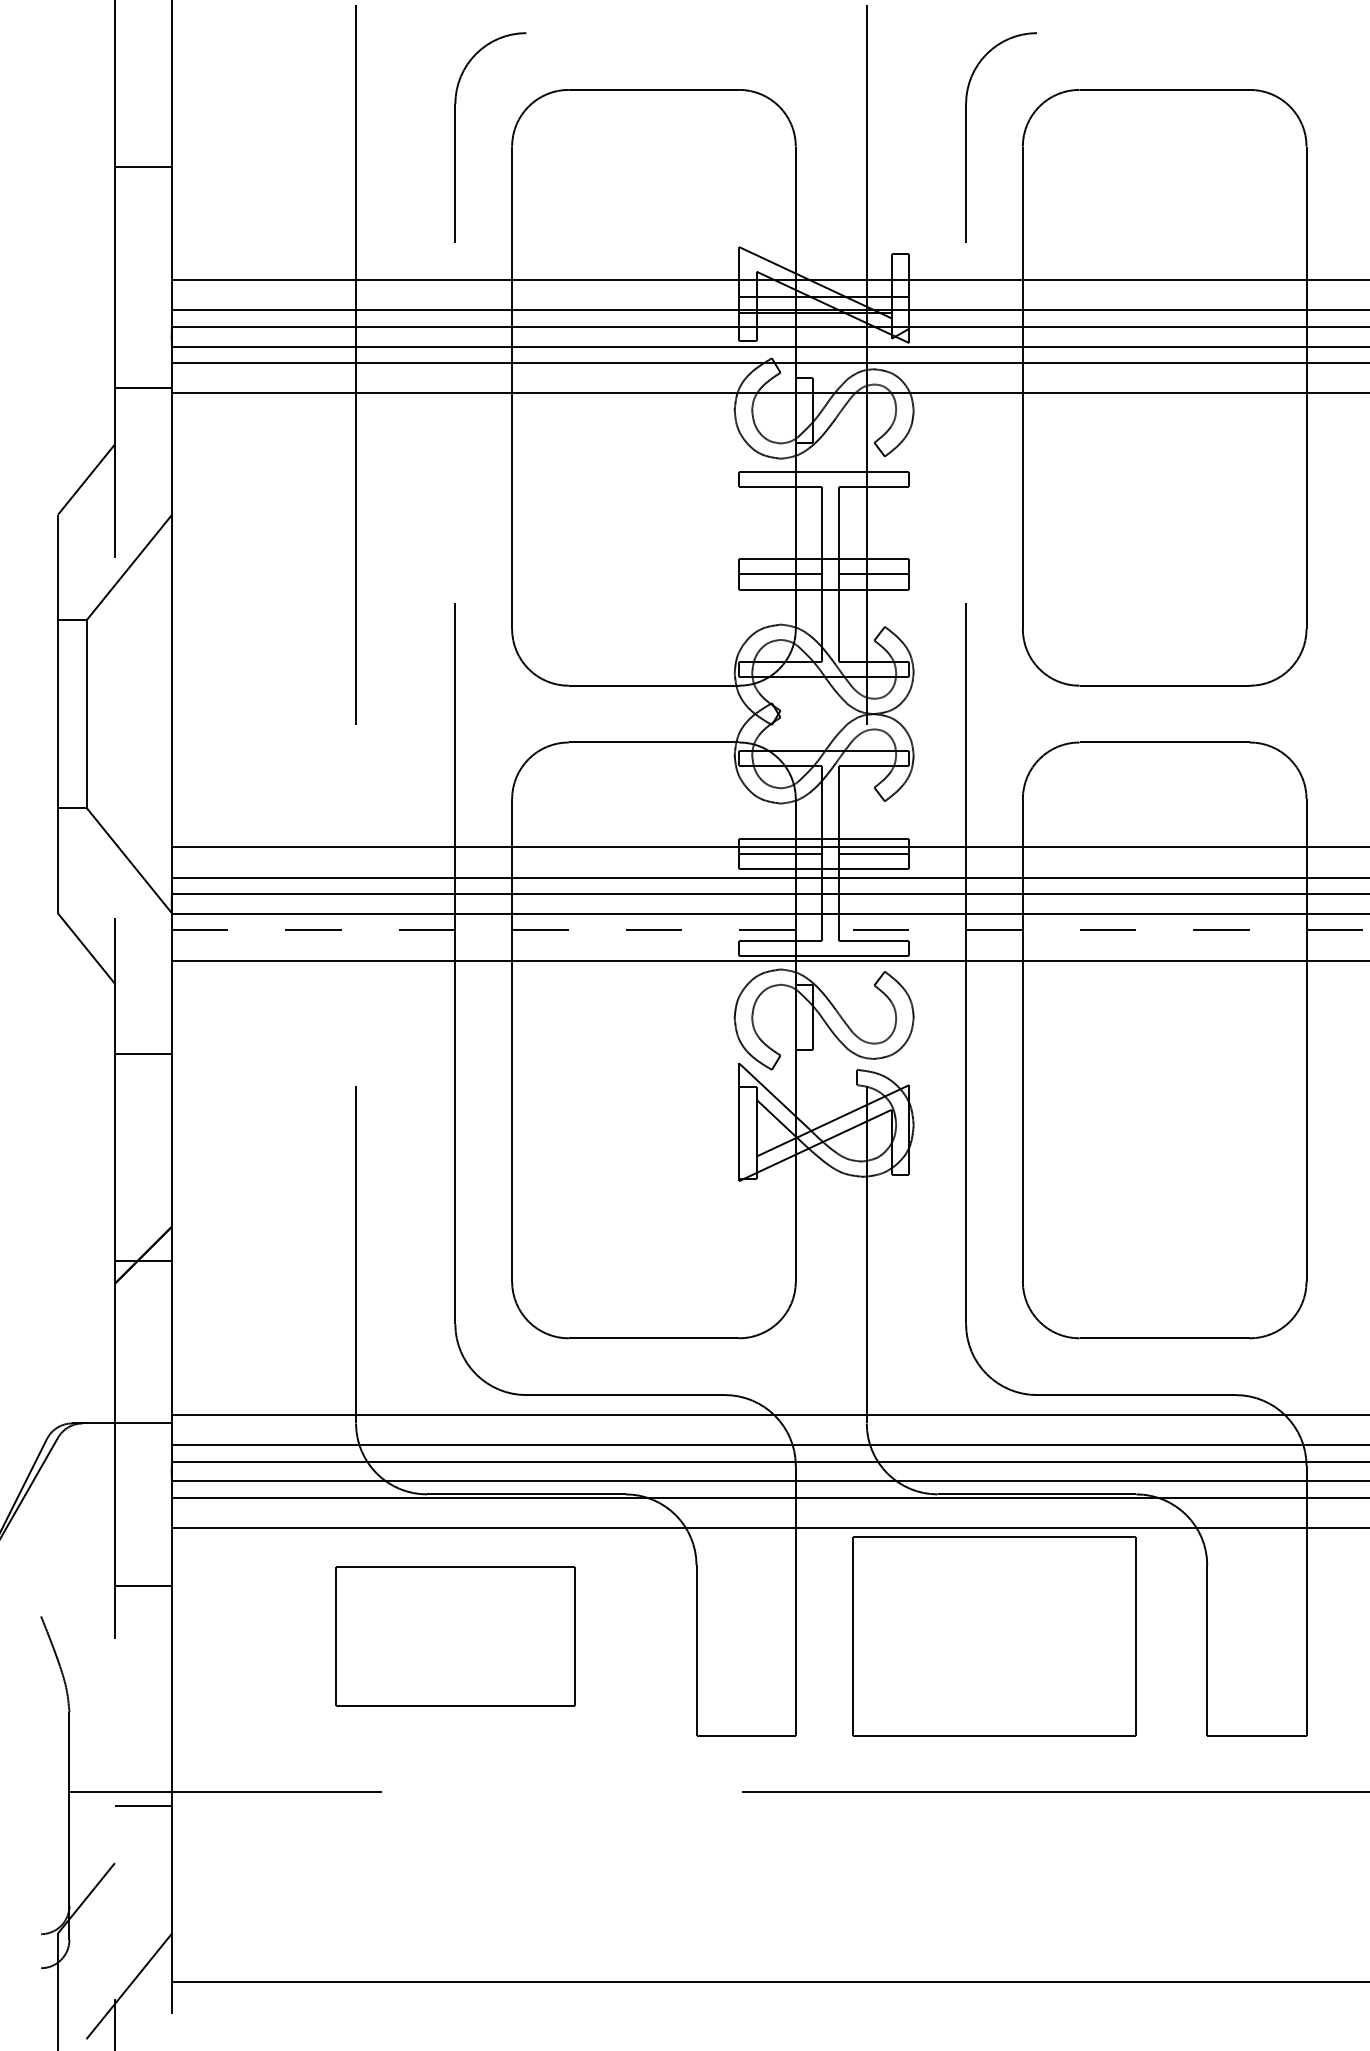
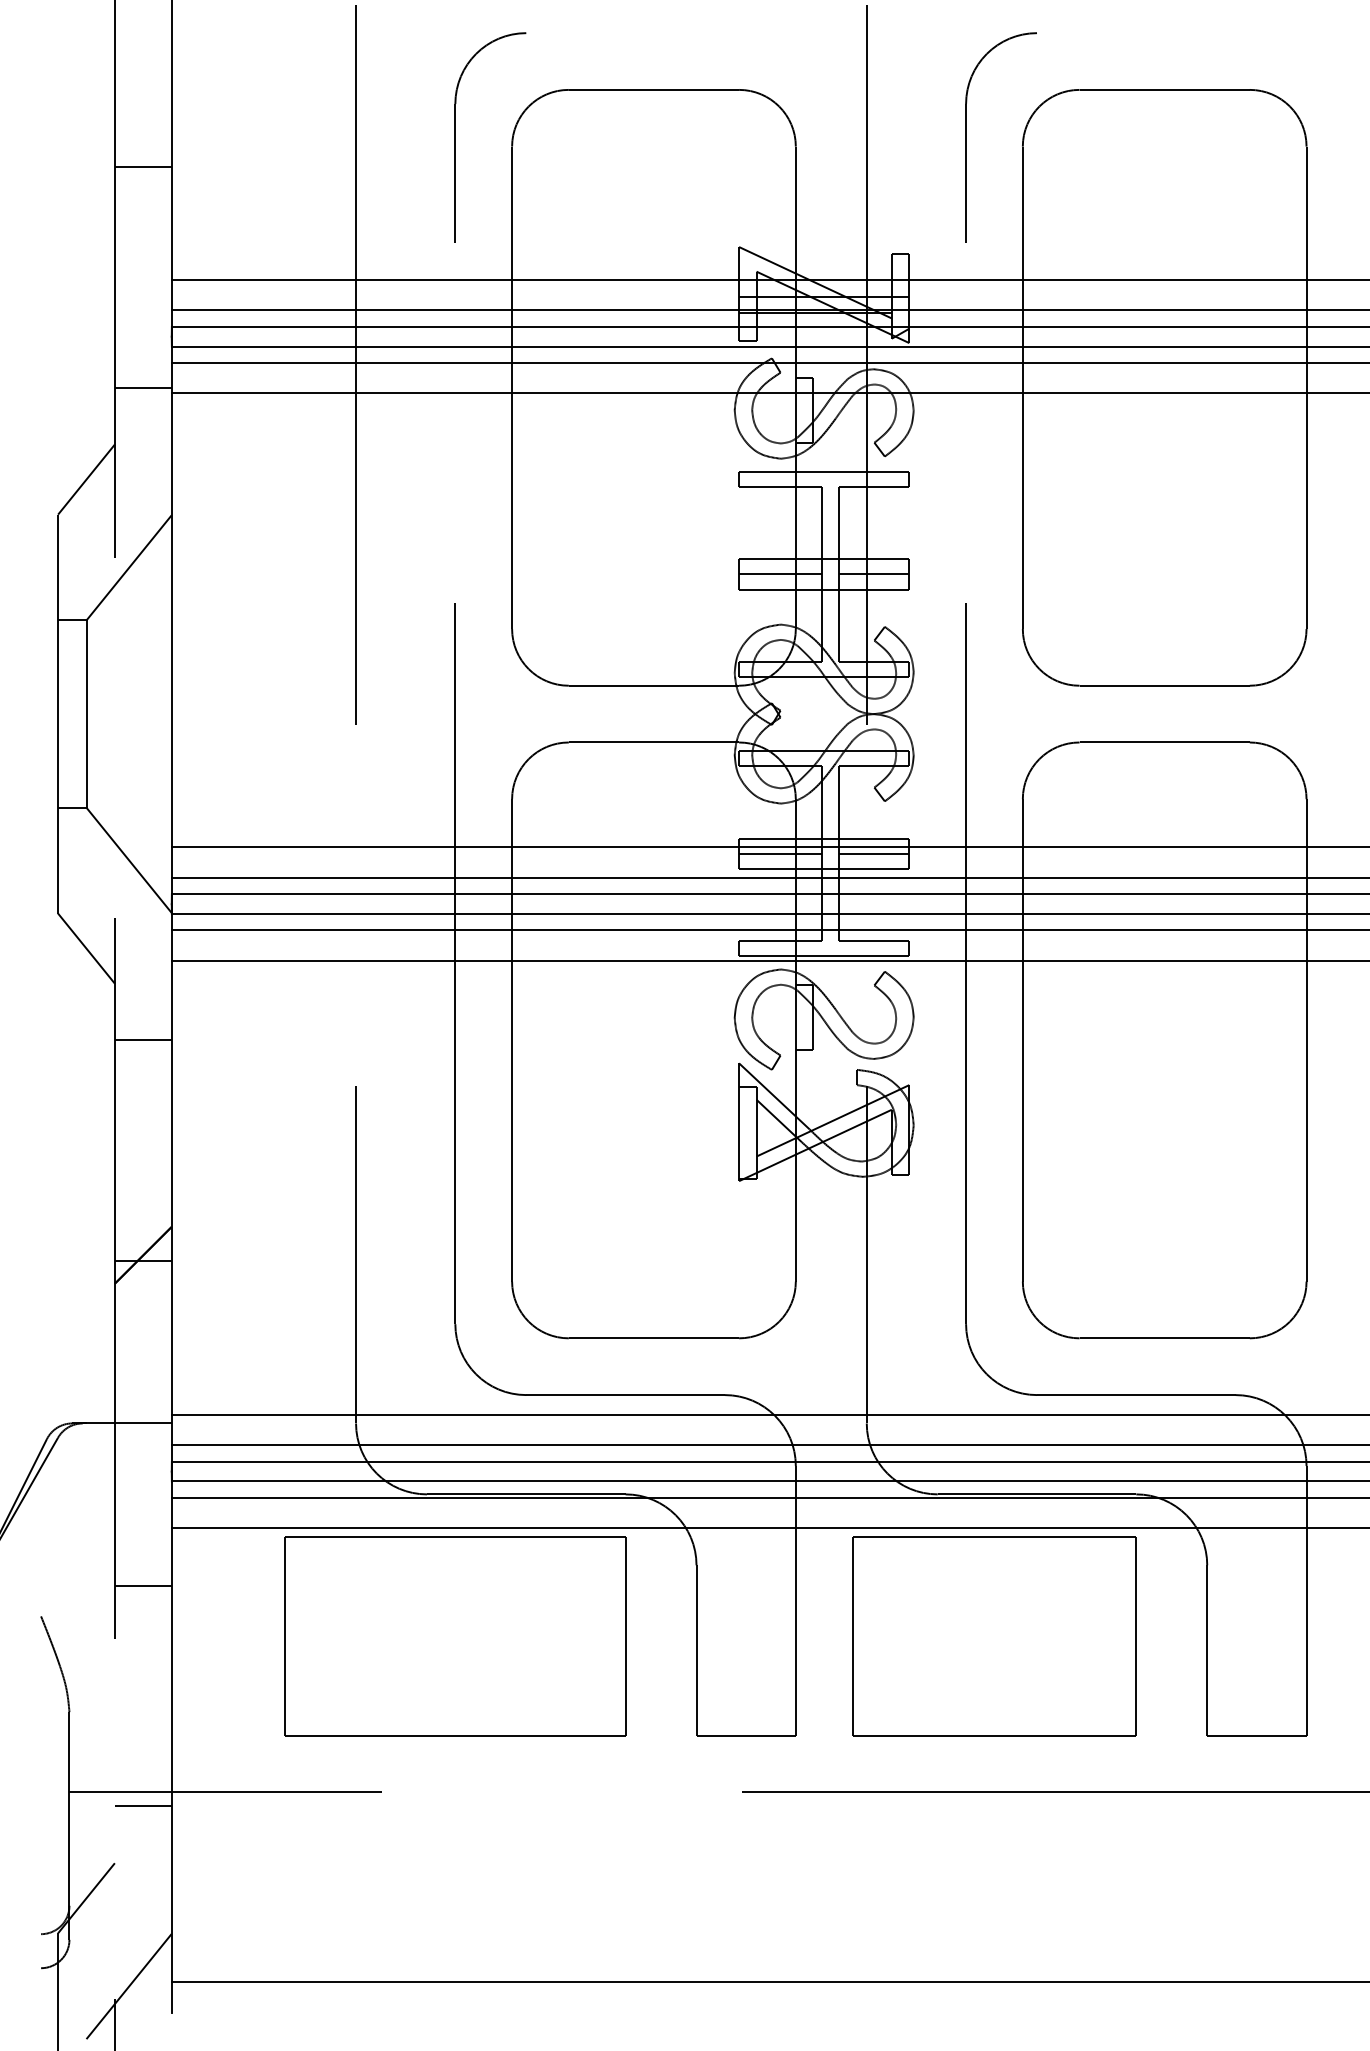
line: dashed -> solid (770, 930)
line position: (142, 1054) -> (142, 1040) (142, 1040)
part size: 241x141 px -> 343x201 px (455, 1636)
